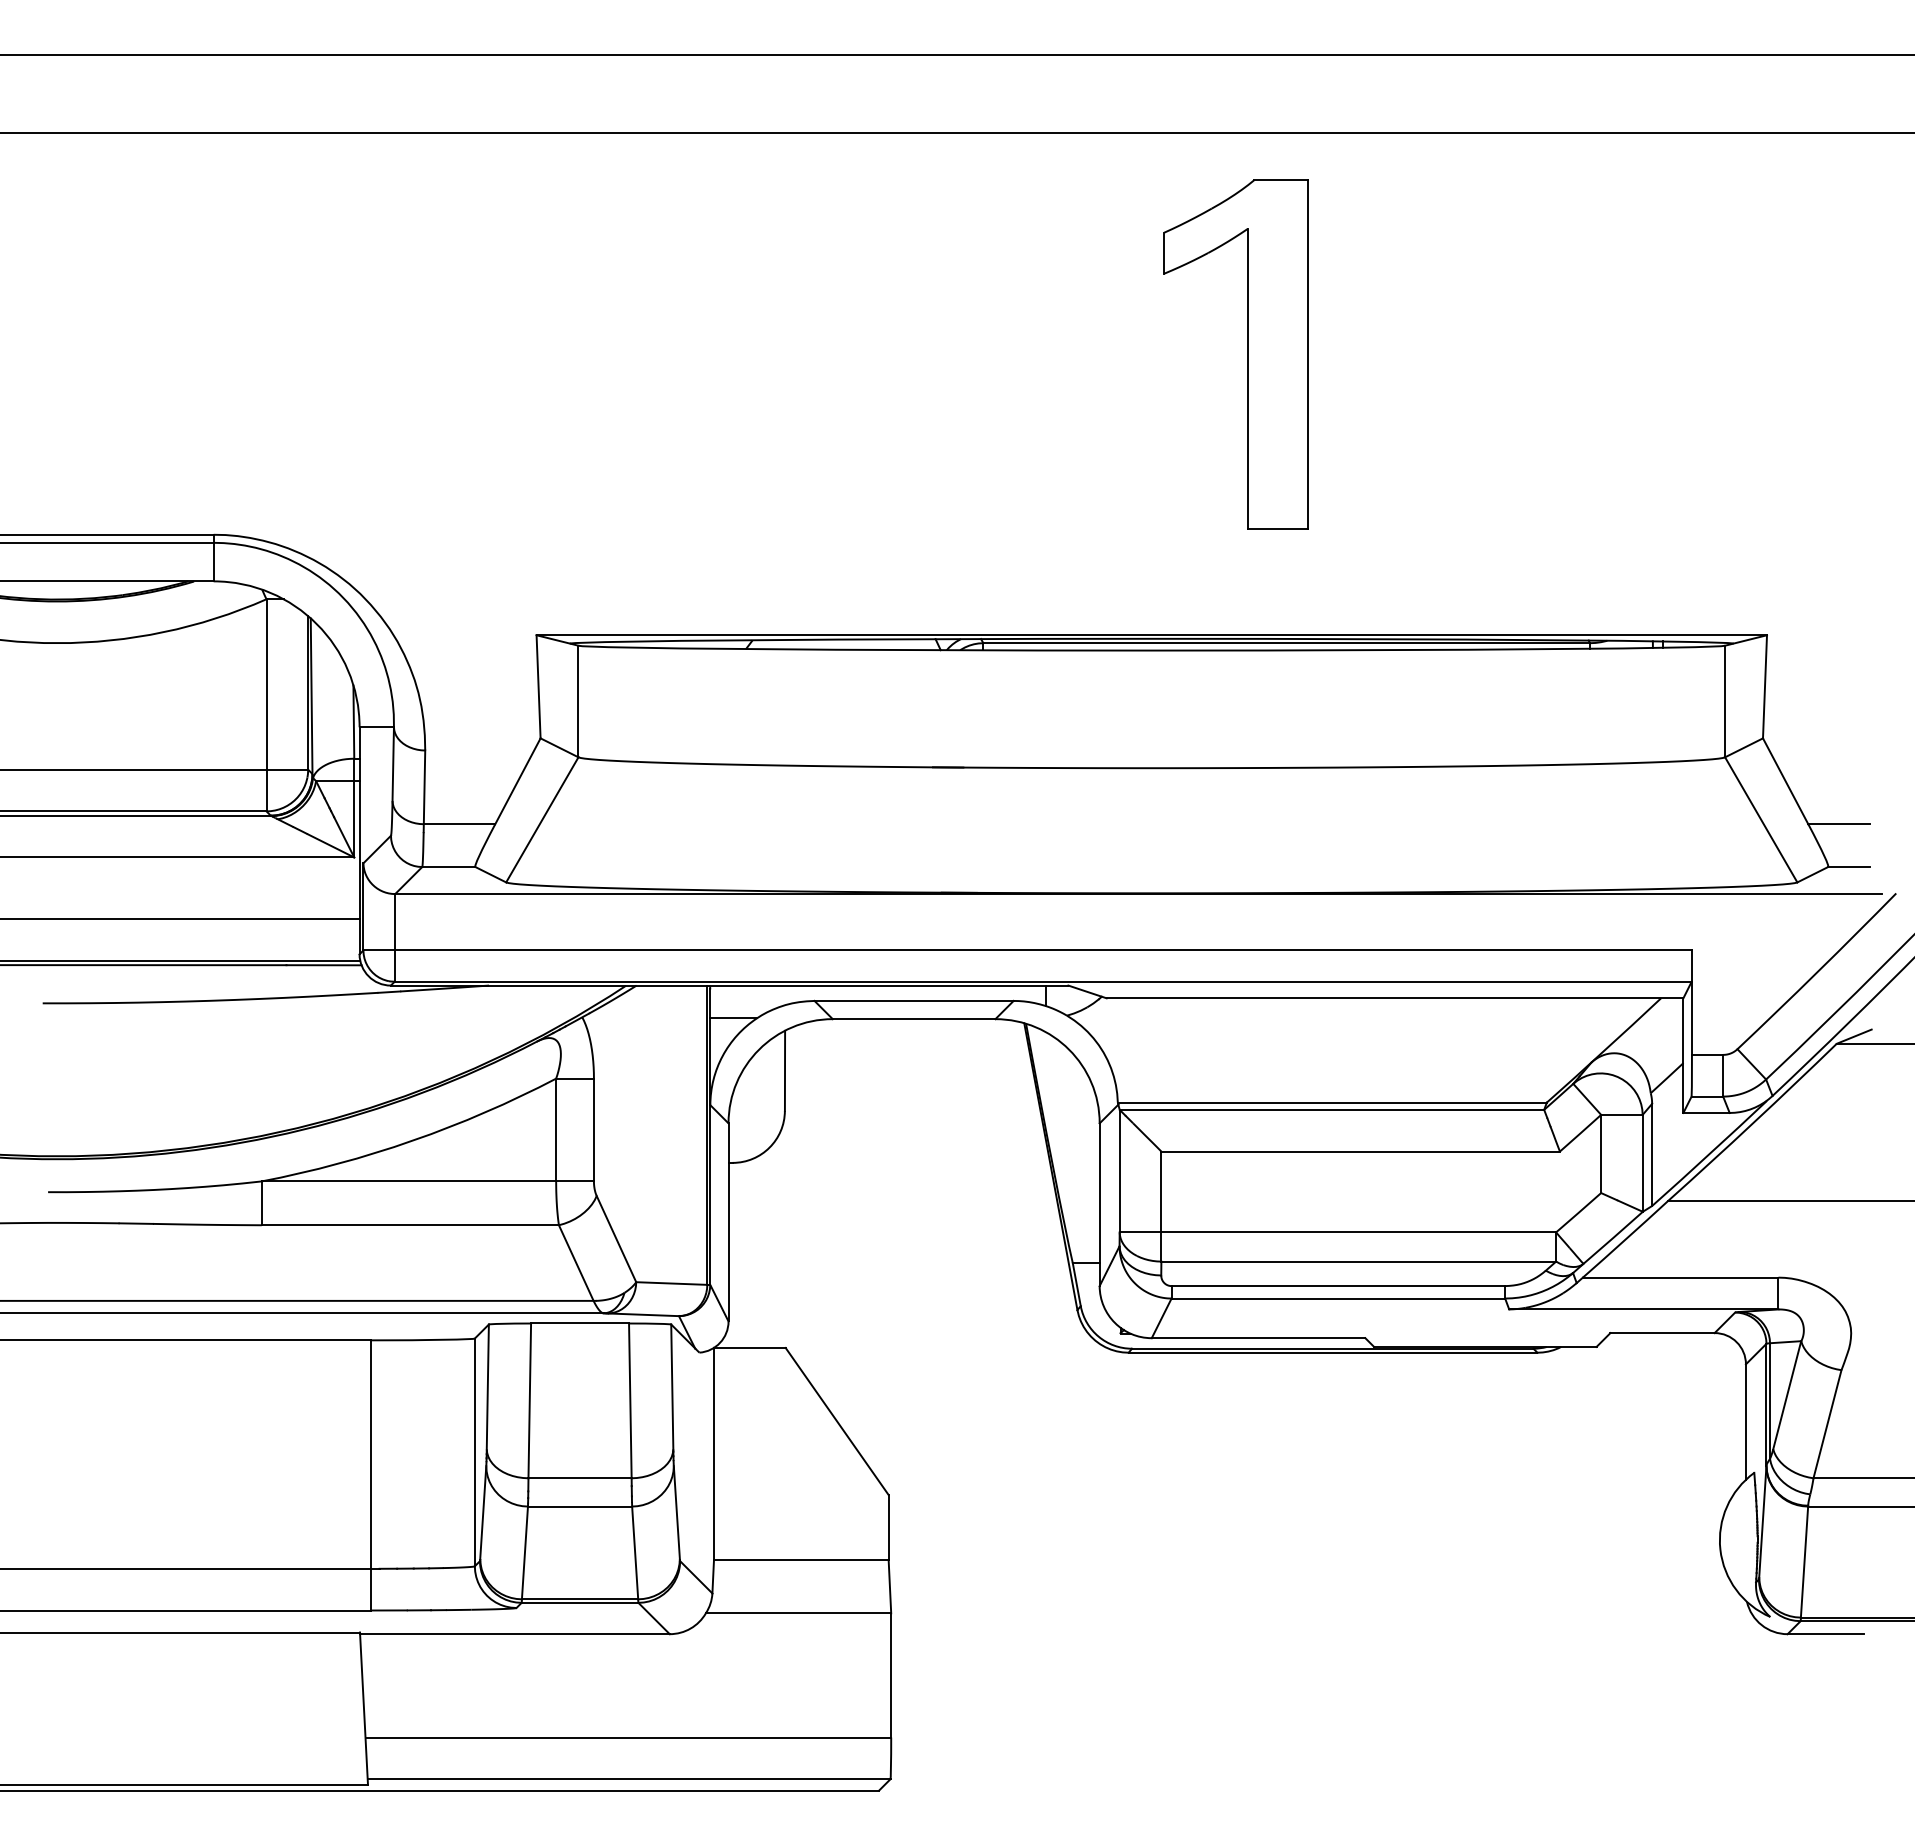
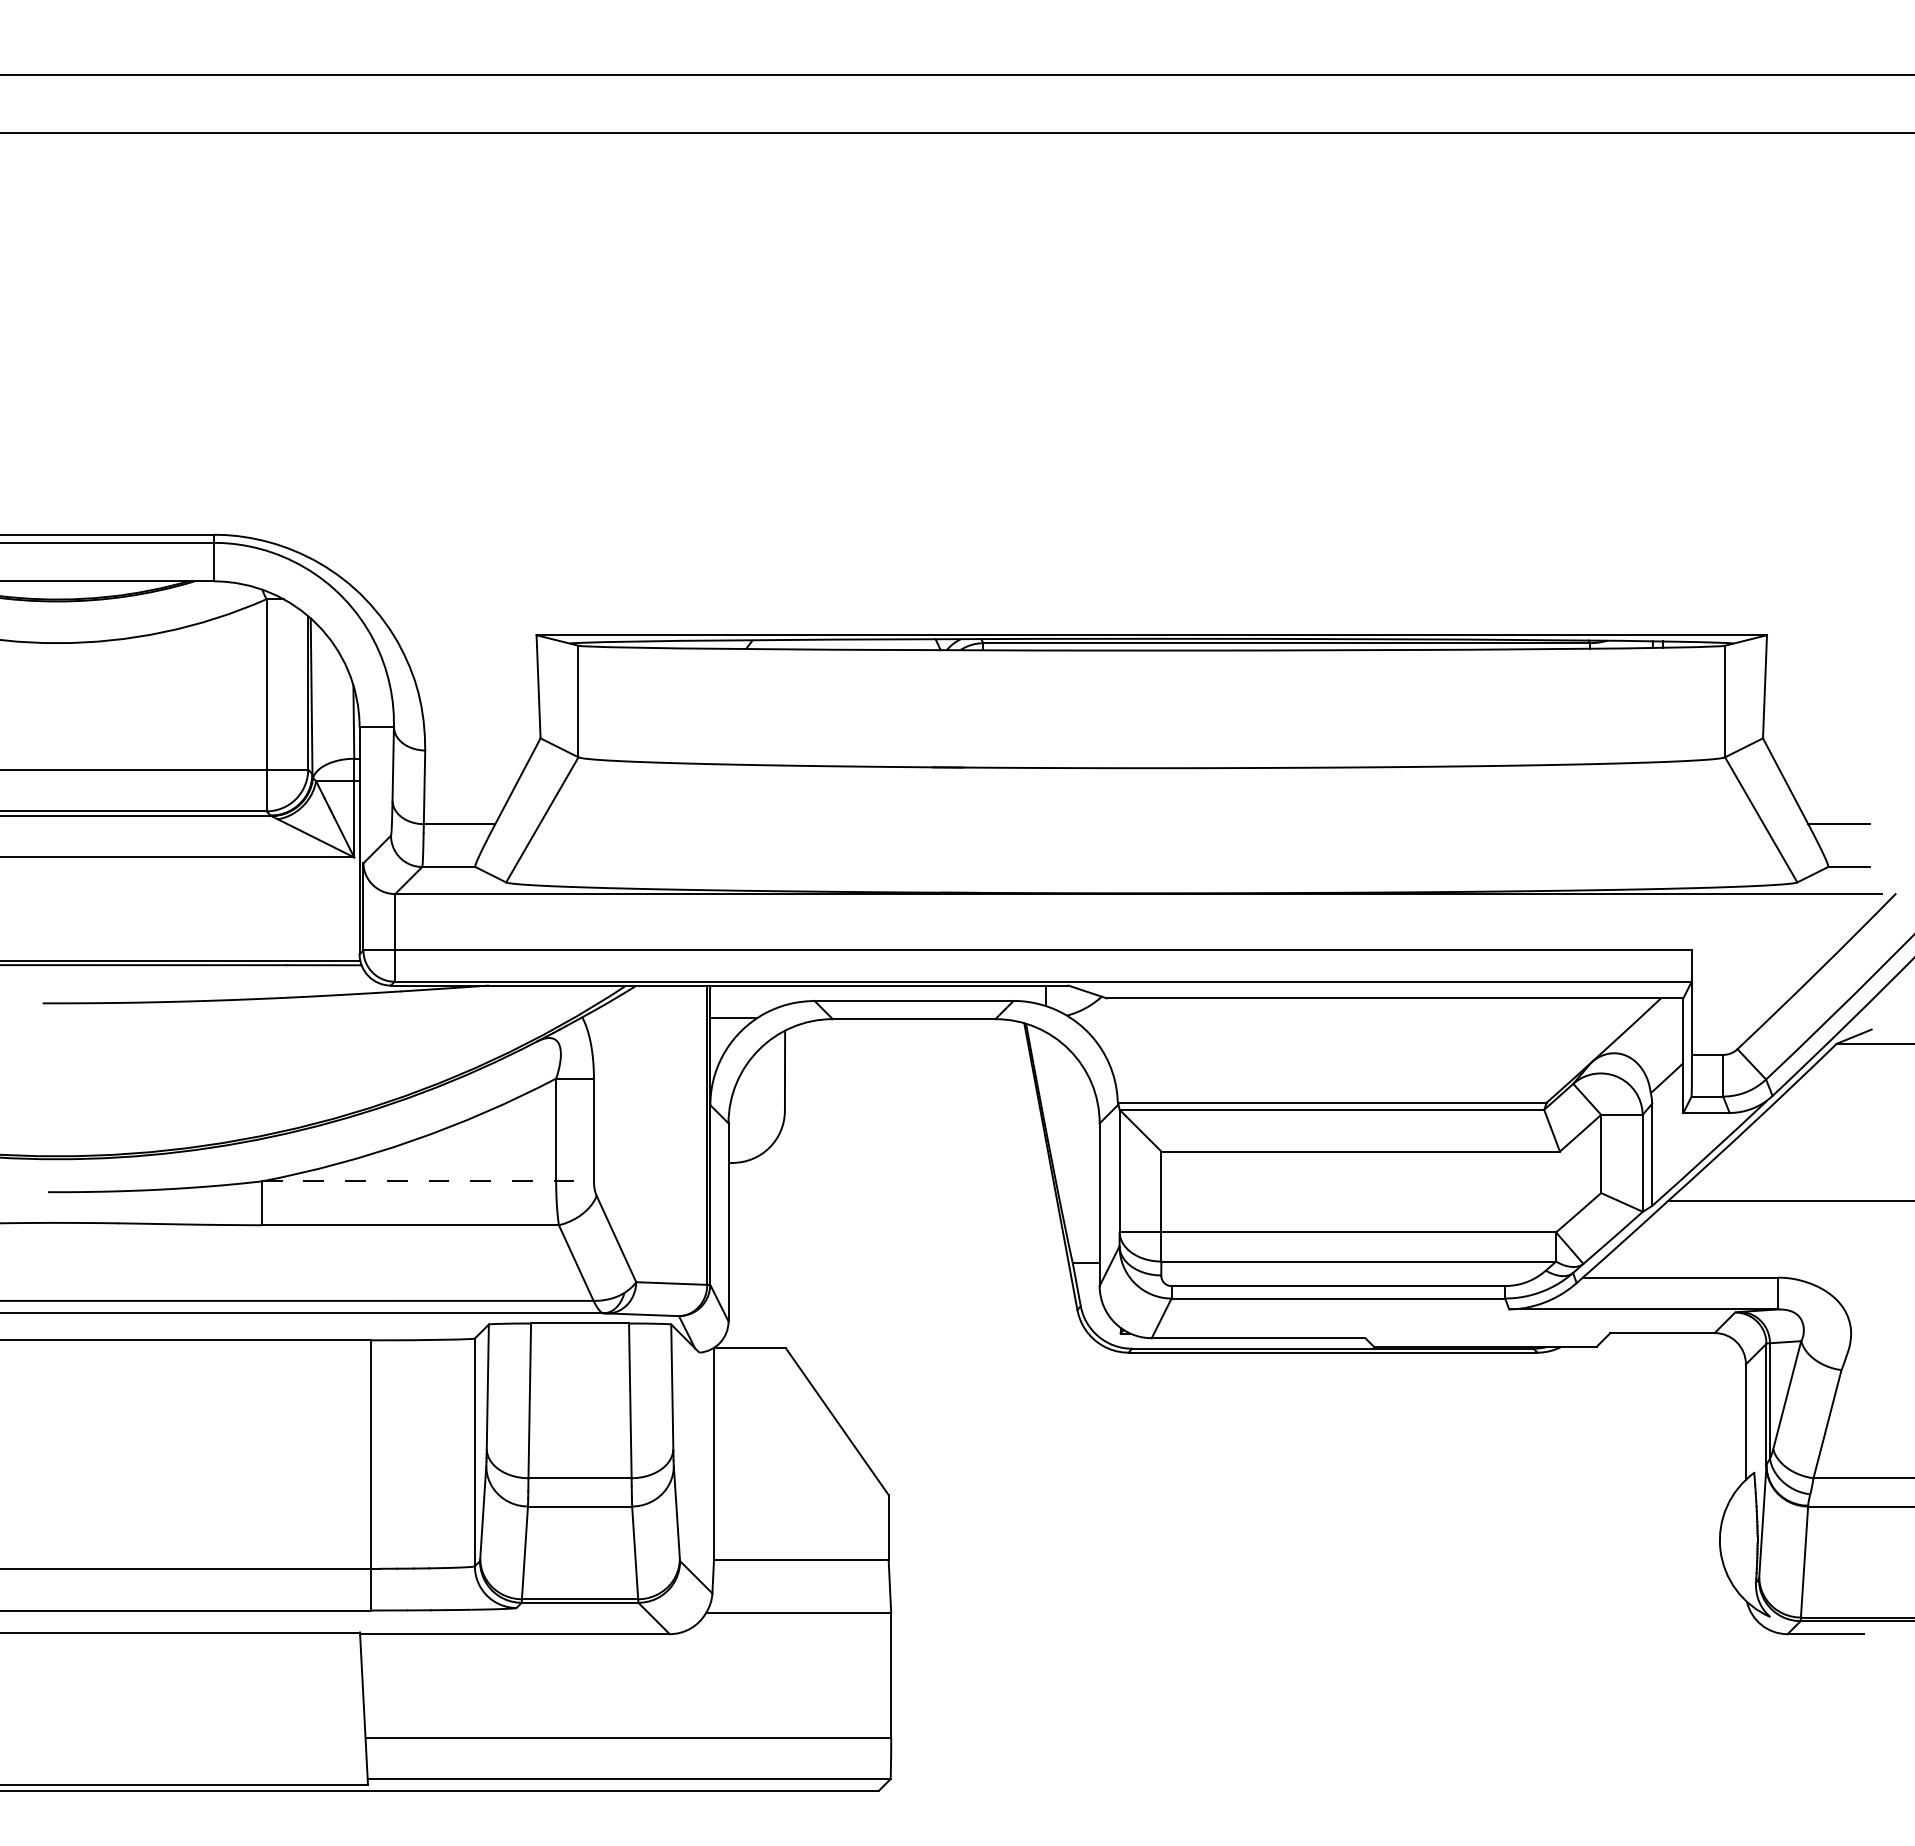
line position: (956, 55) -> (956, 75) (956, 75)
part: present -> none (1247, 354)
line: present -> none (180, 919)
line: solid -> dashed (428, 1181)
